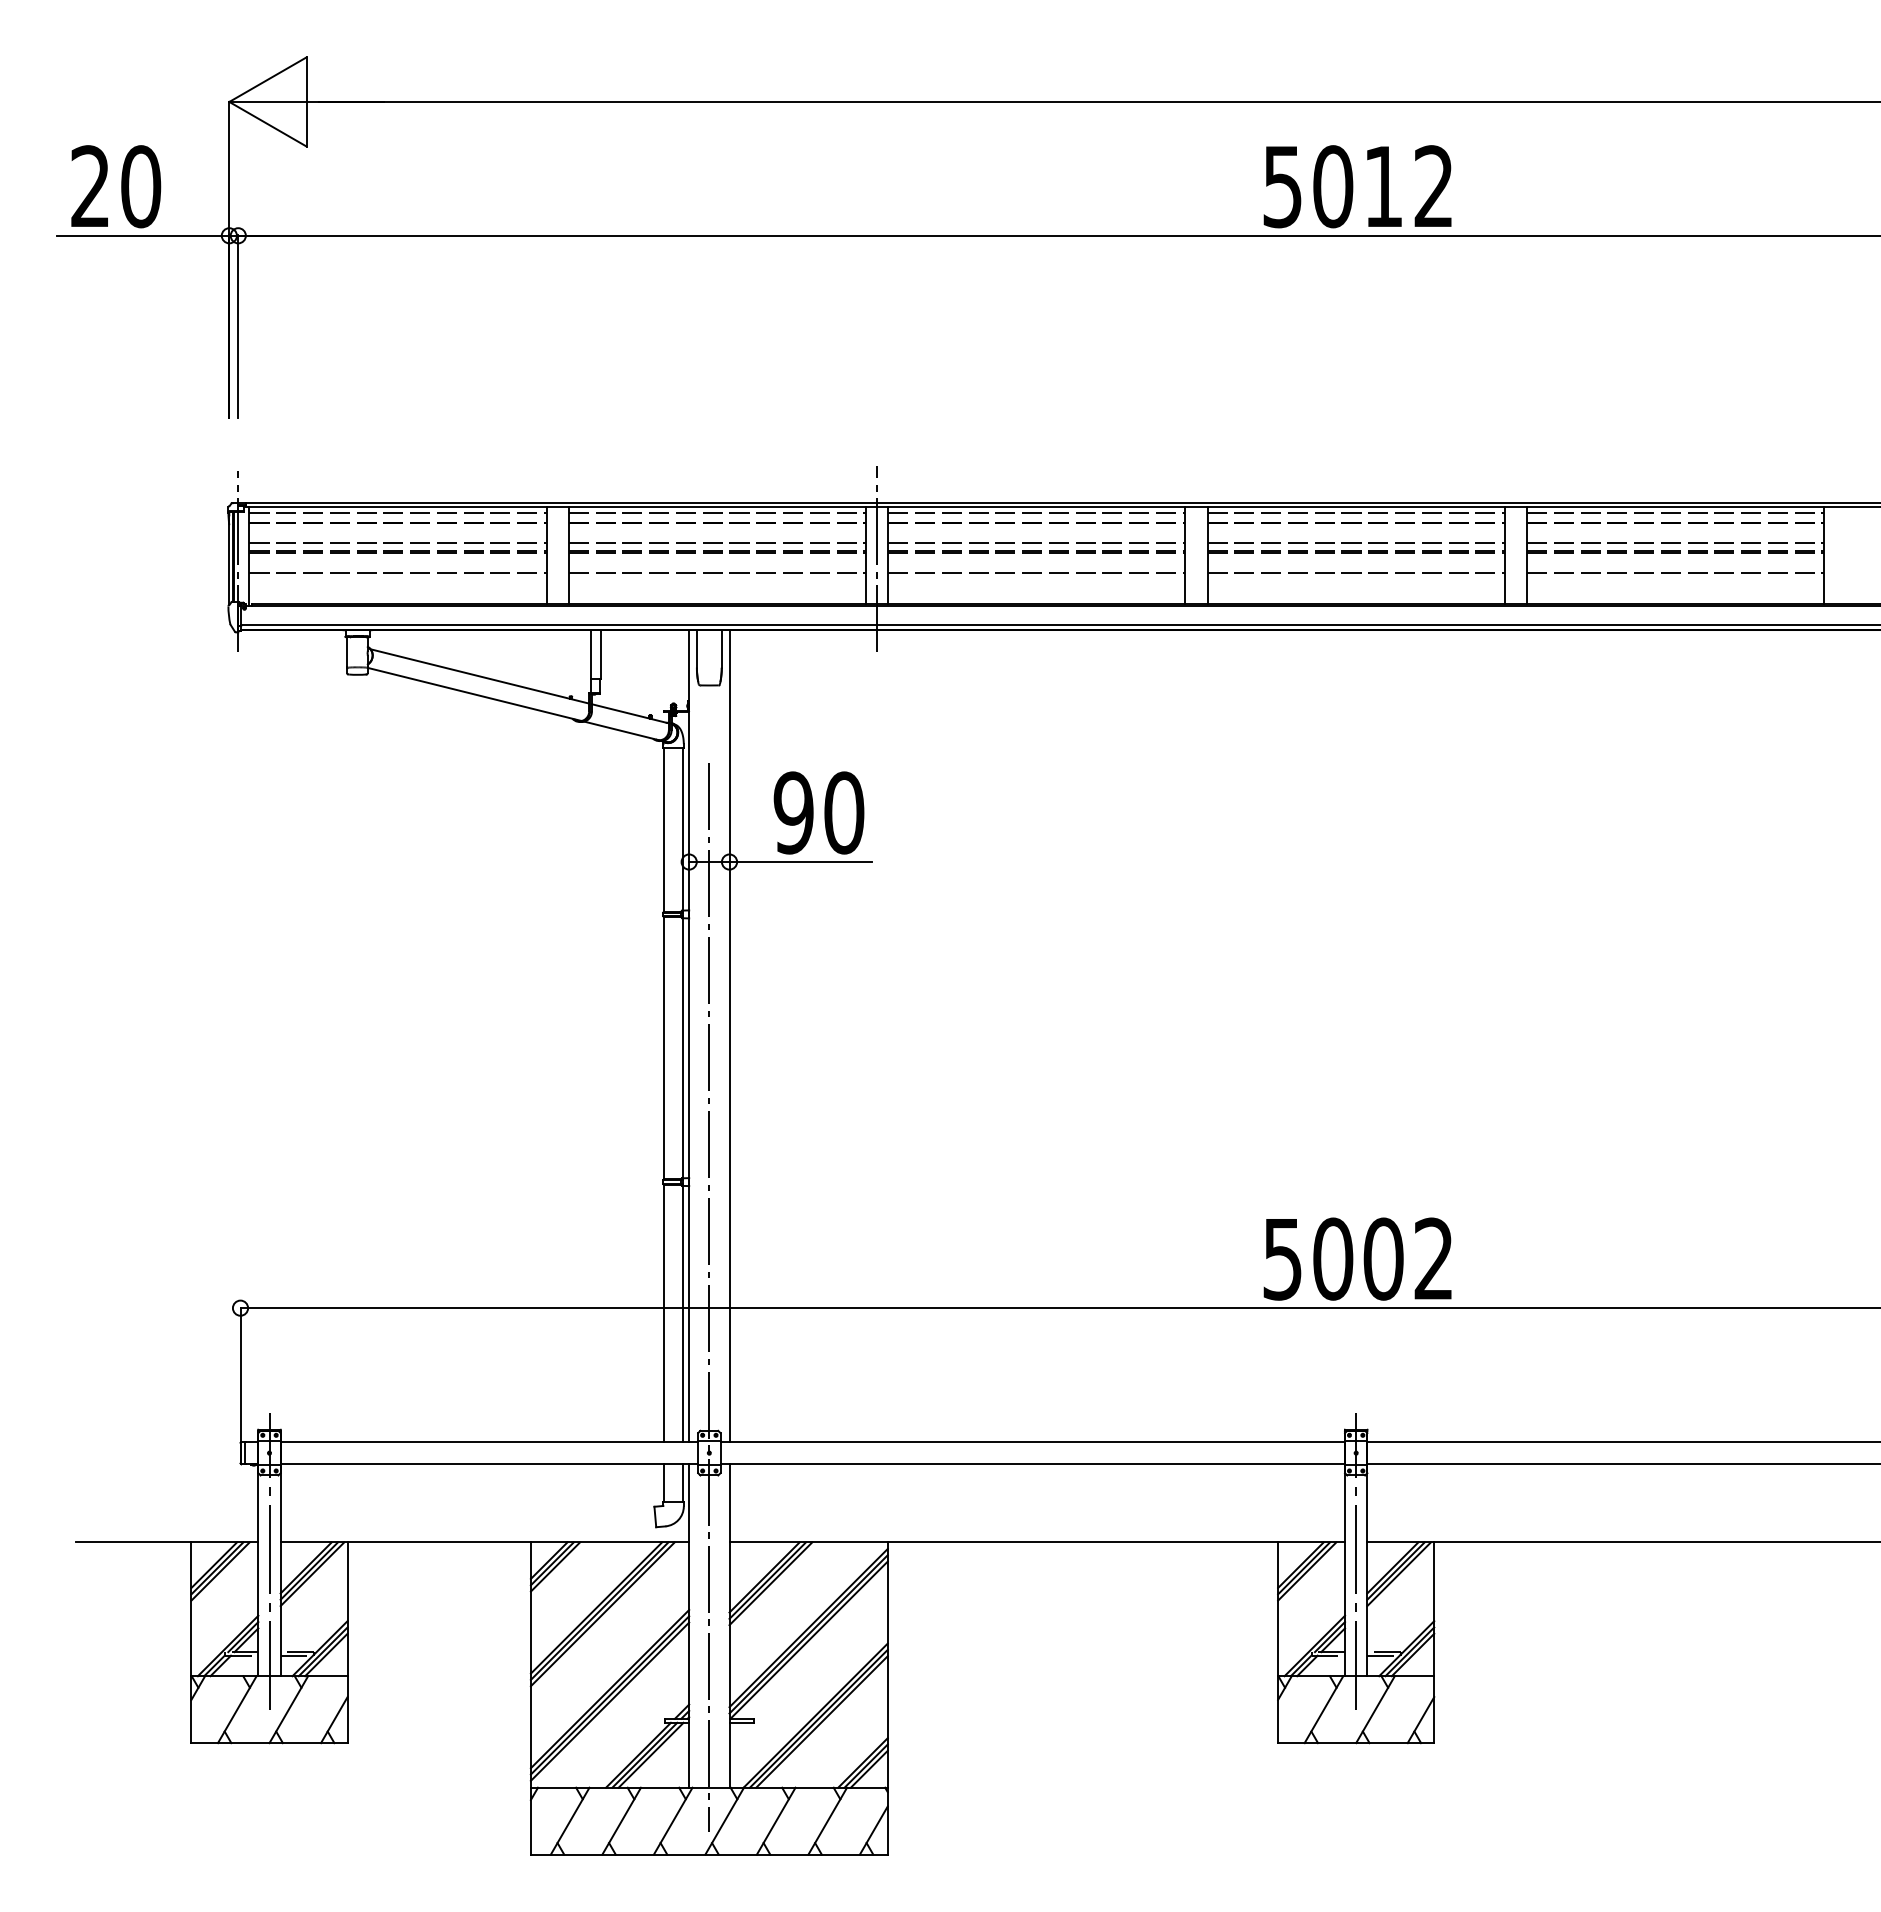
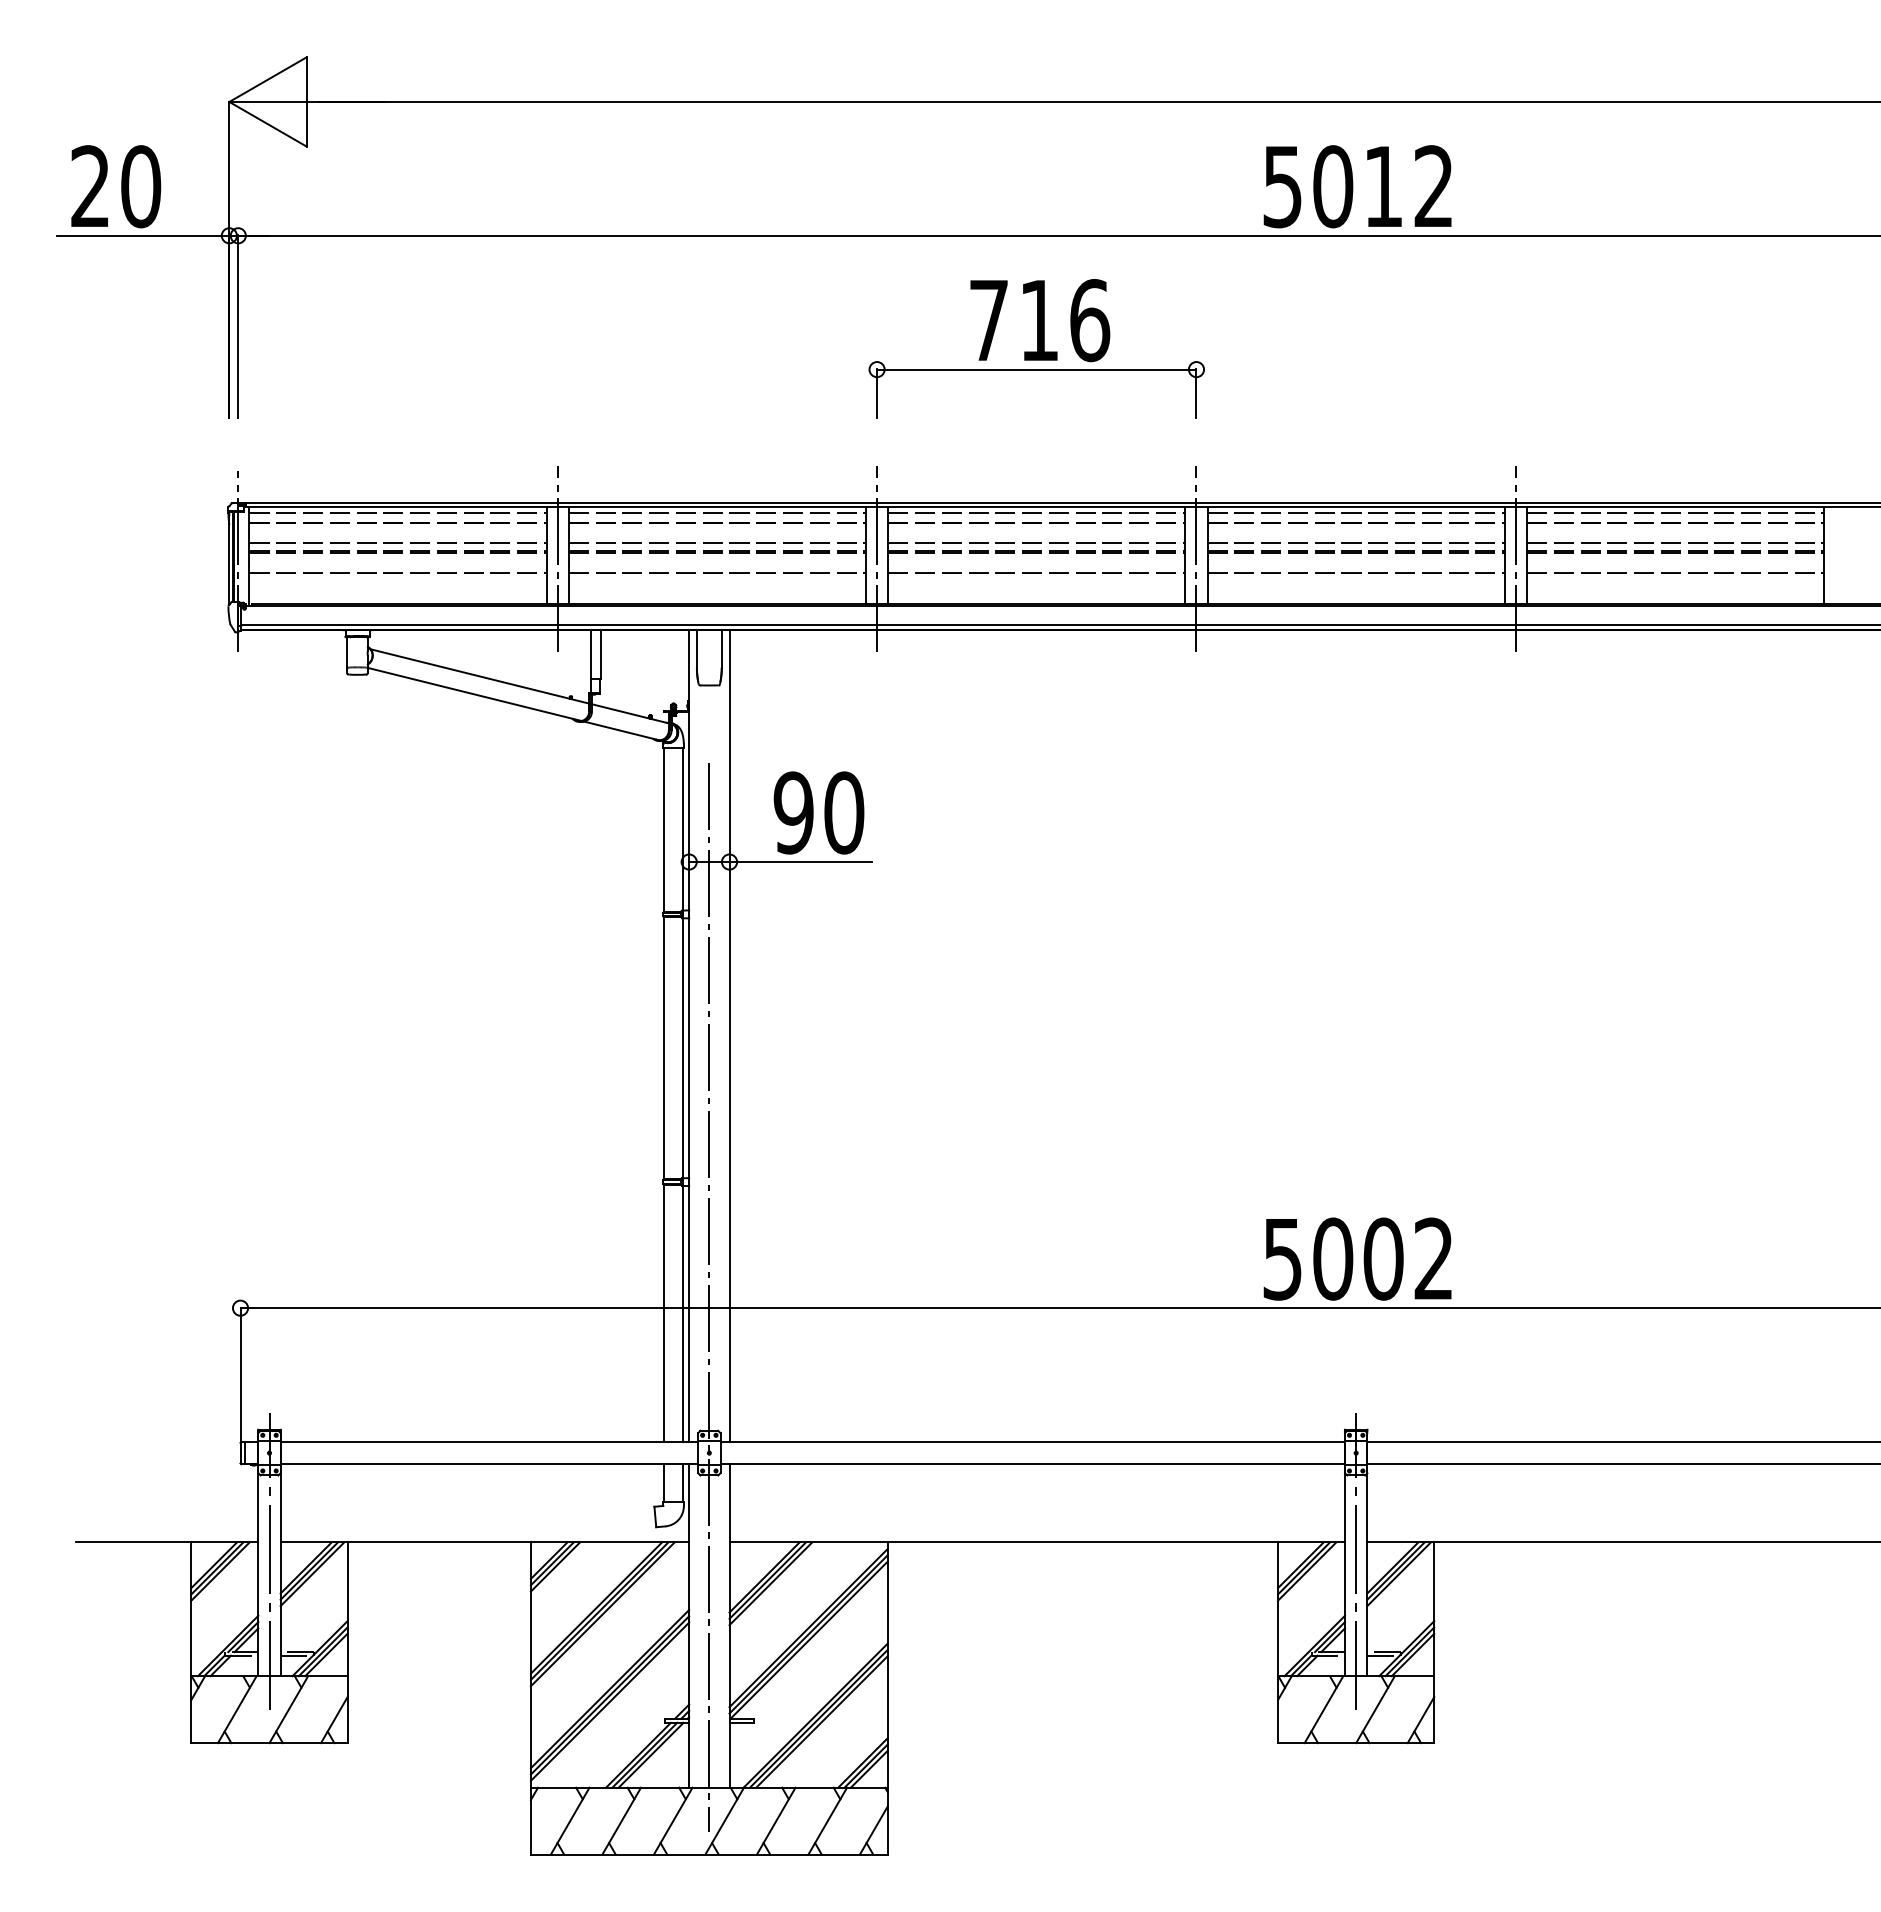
part: none -> present (1036, 348)
line: none -> present (557, 559)
line: none -> present (1196, 559)
line: none -> present (1515, 559)
